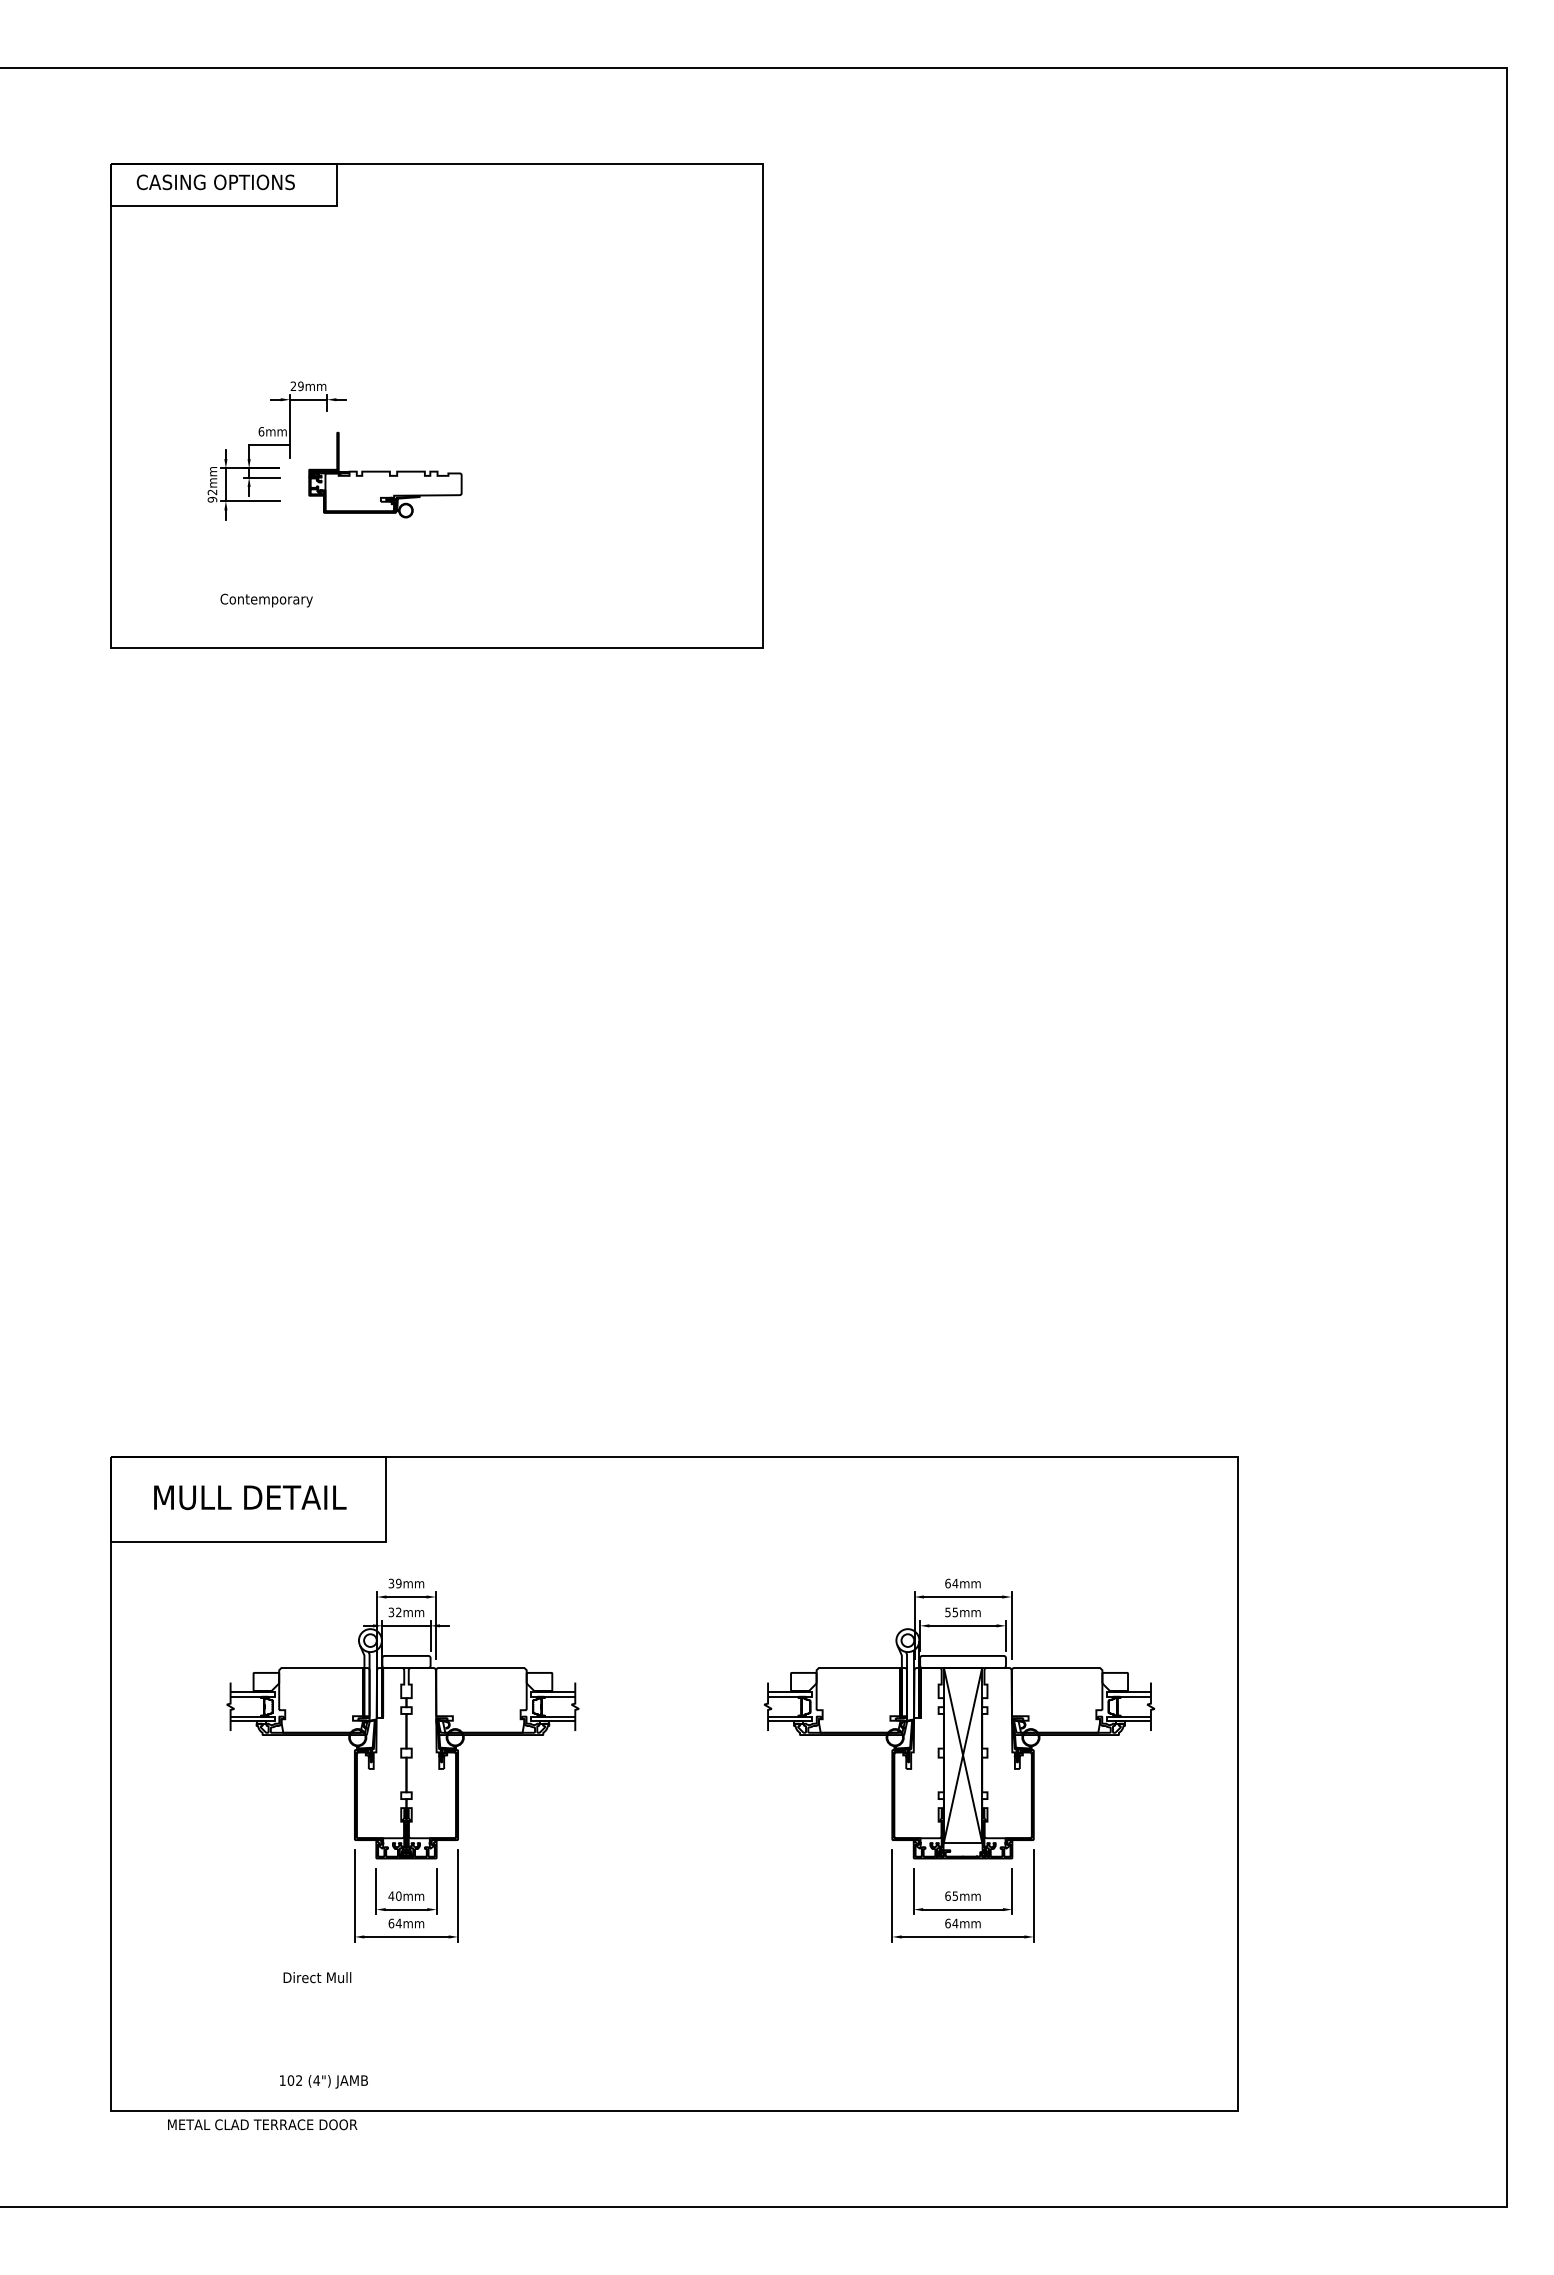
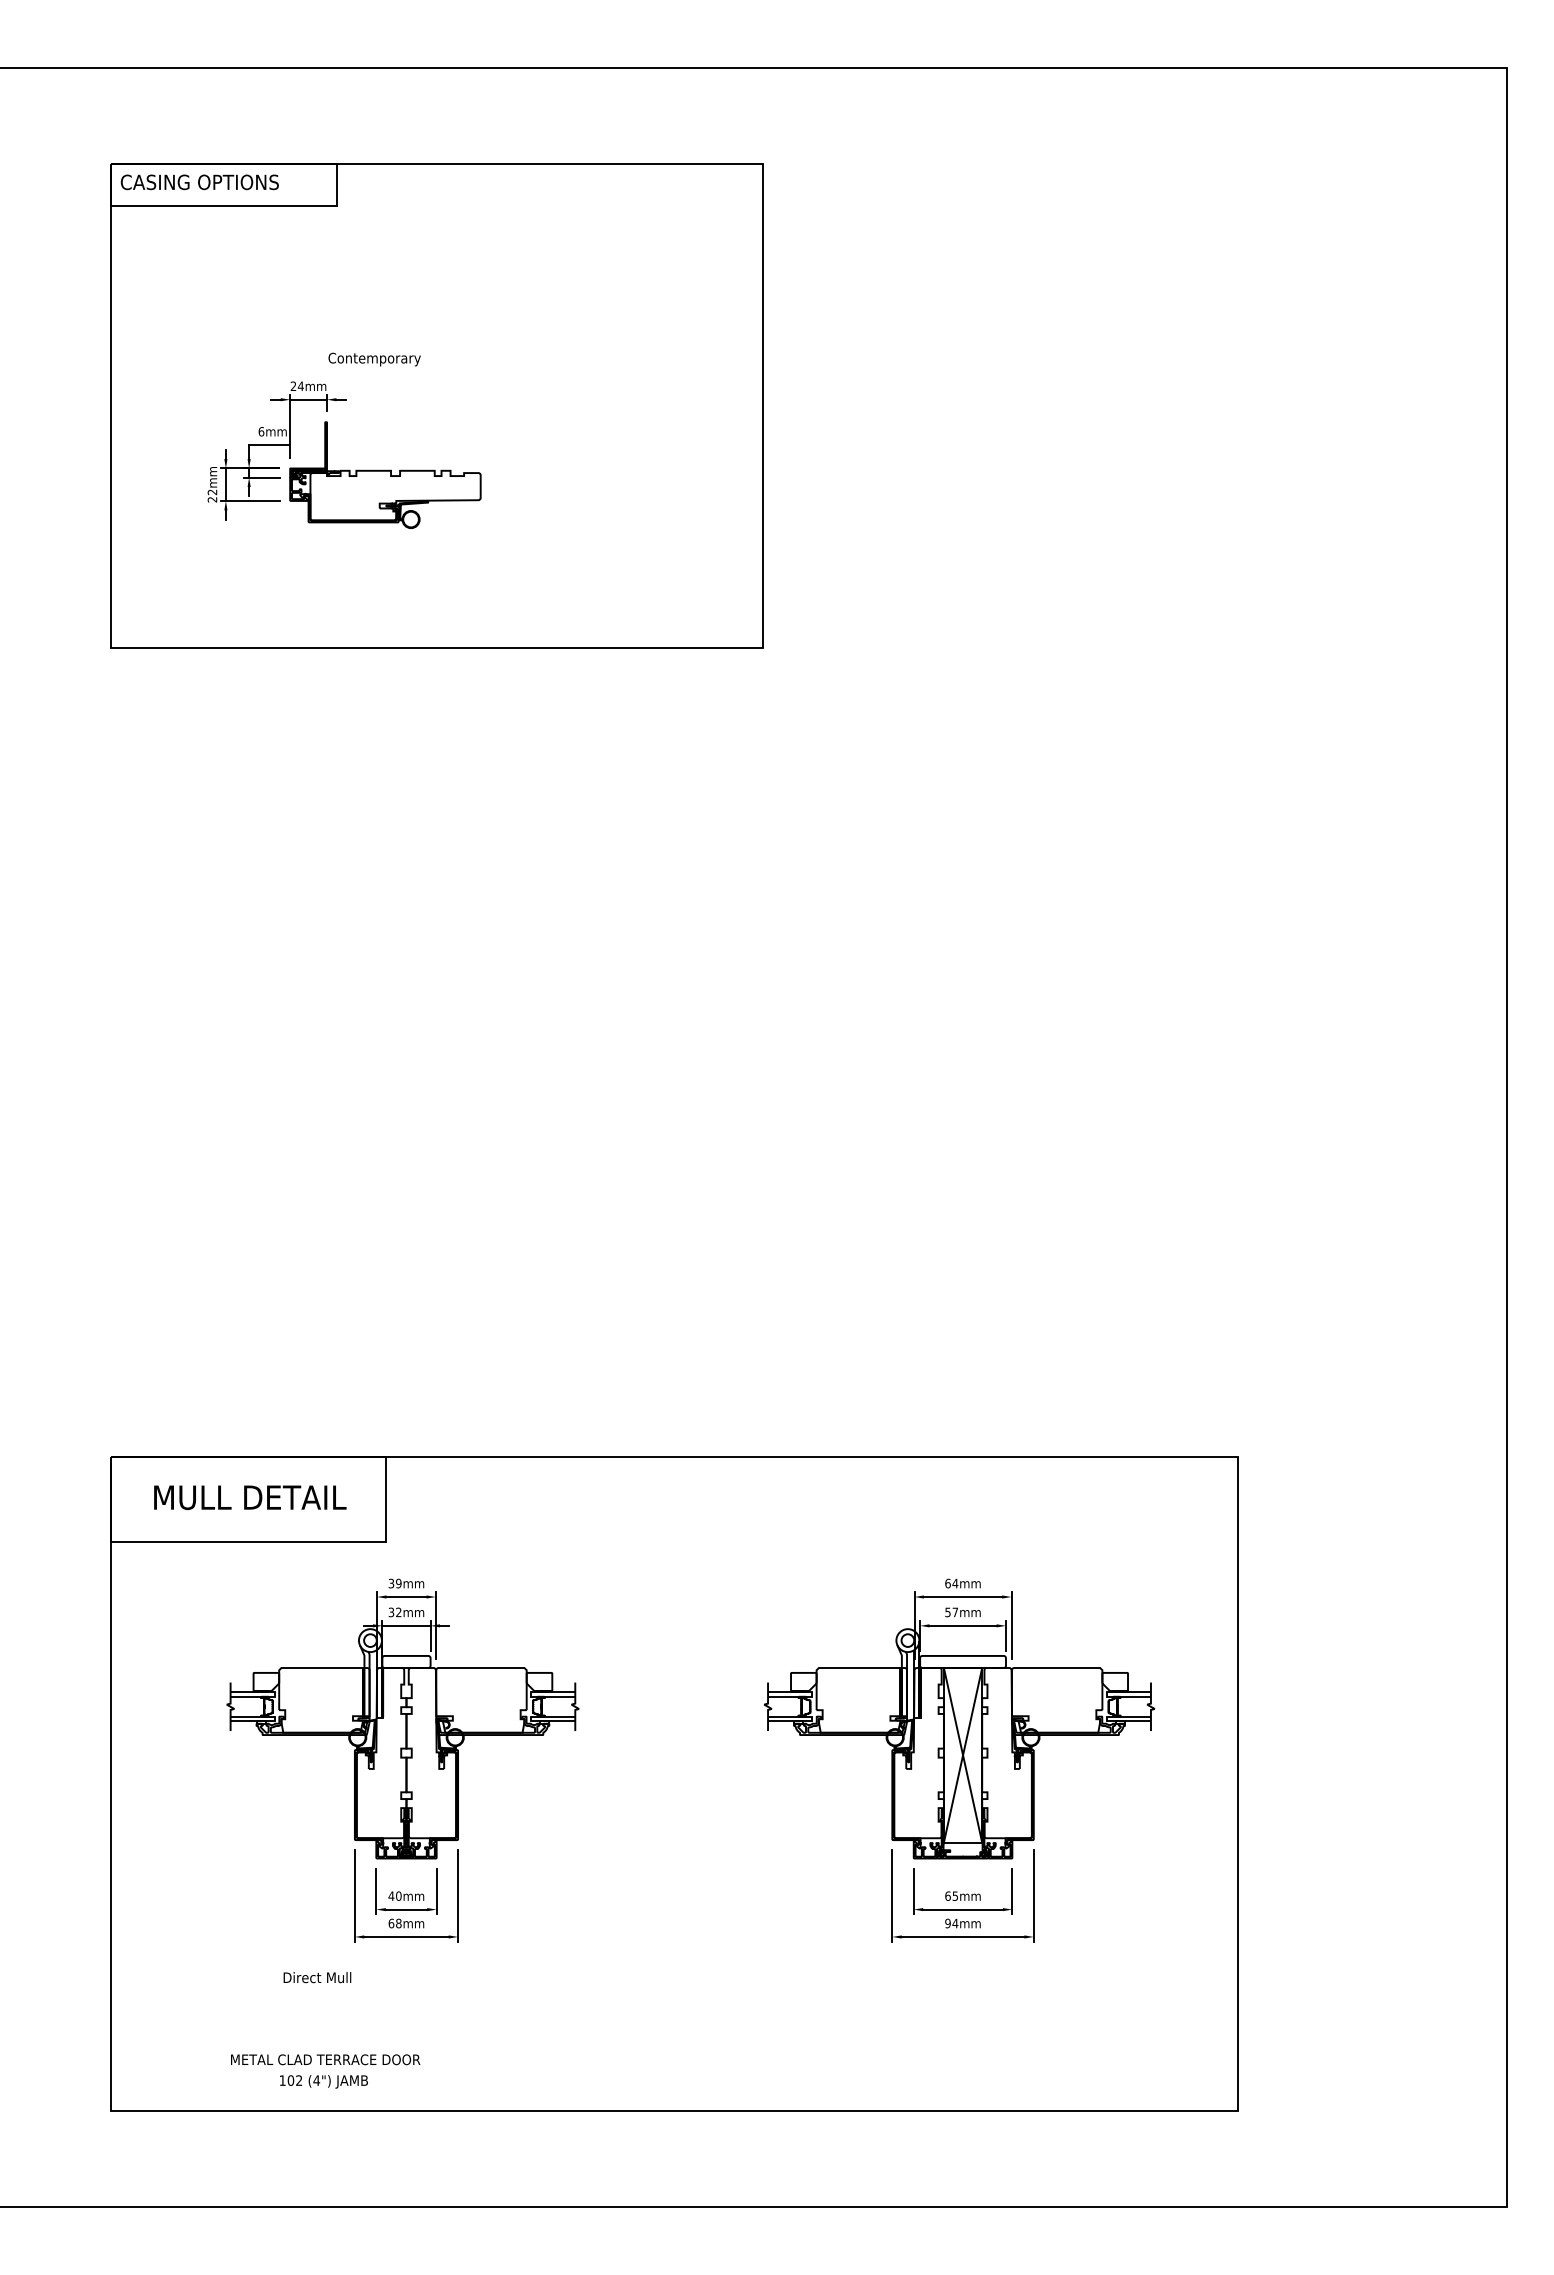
text position: (215, 182) -> (199, 182) (199, 182)
text: 29mm -> 24mm (300, 386)
part size: 155x88 px -> 193x108 px (385, 474)
text: 92mm -> 22mm (212, 499)
text position: (266, 600) -> (374, 359) (374, 359)
text: 55mm -> 57mm (954, 1612)
text: 64mm -> 68mm (398, 1923)
text: 64mm -> 94mm (947, 1923)
text position: (262, 2124) -> (325, 2059) (325, 2059)
